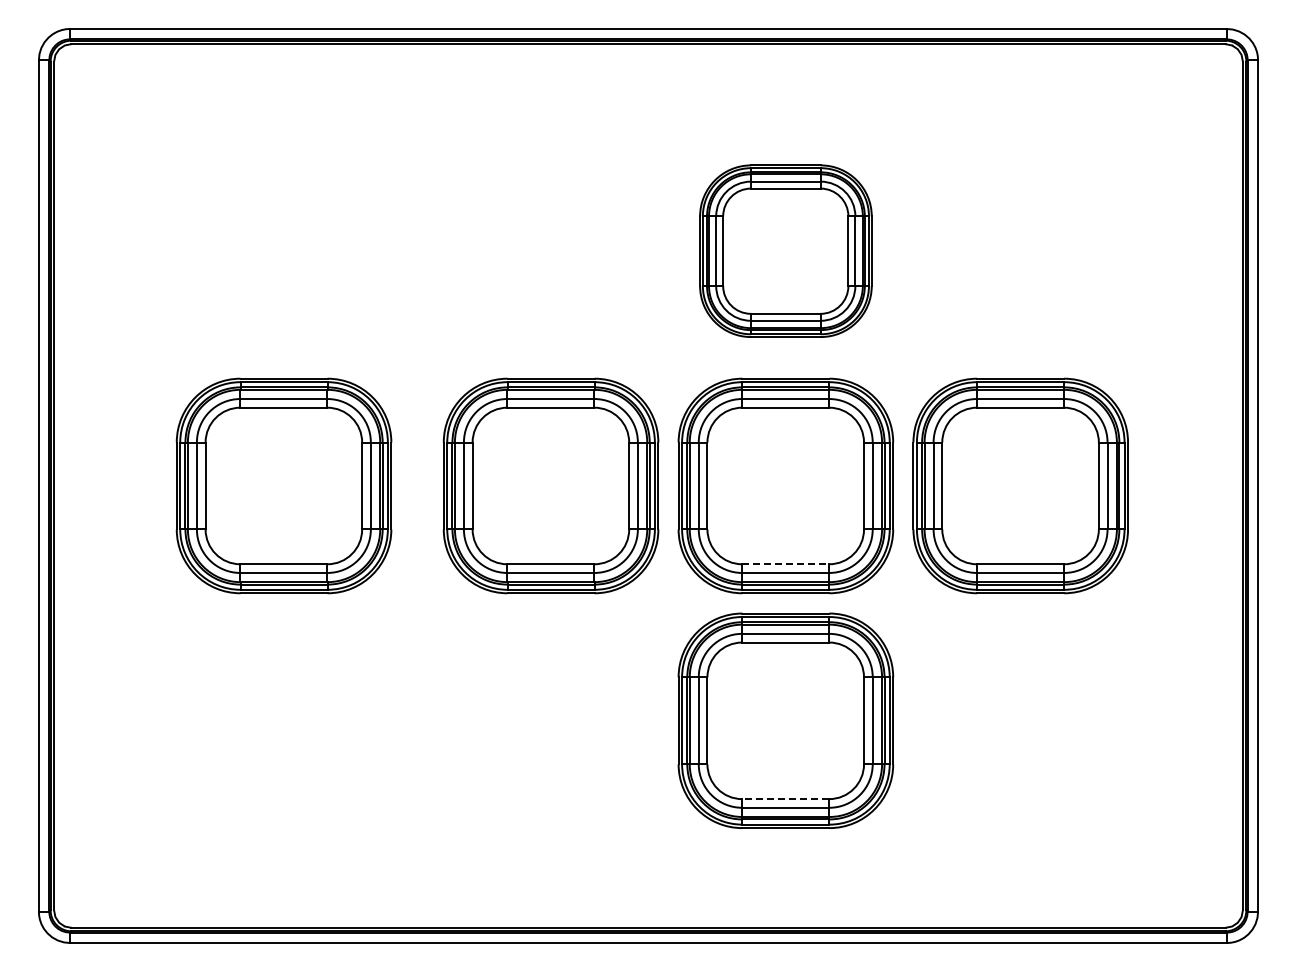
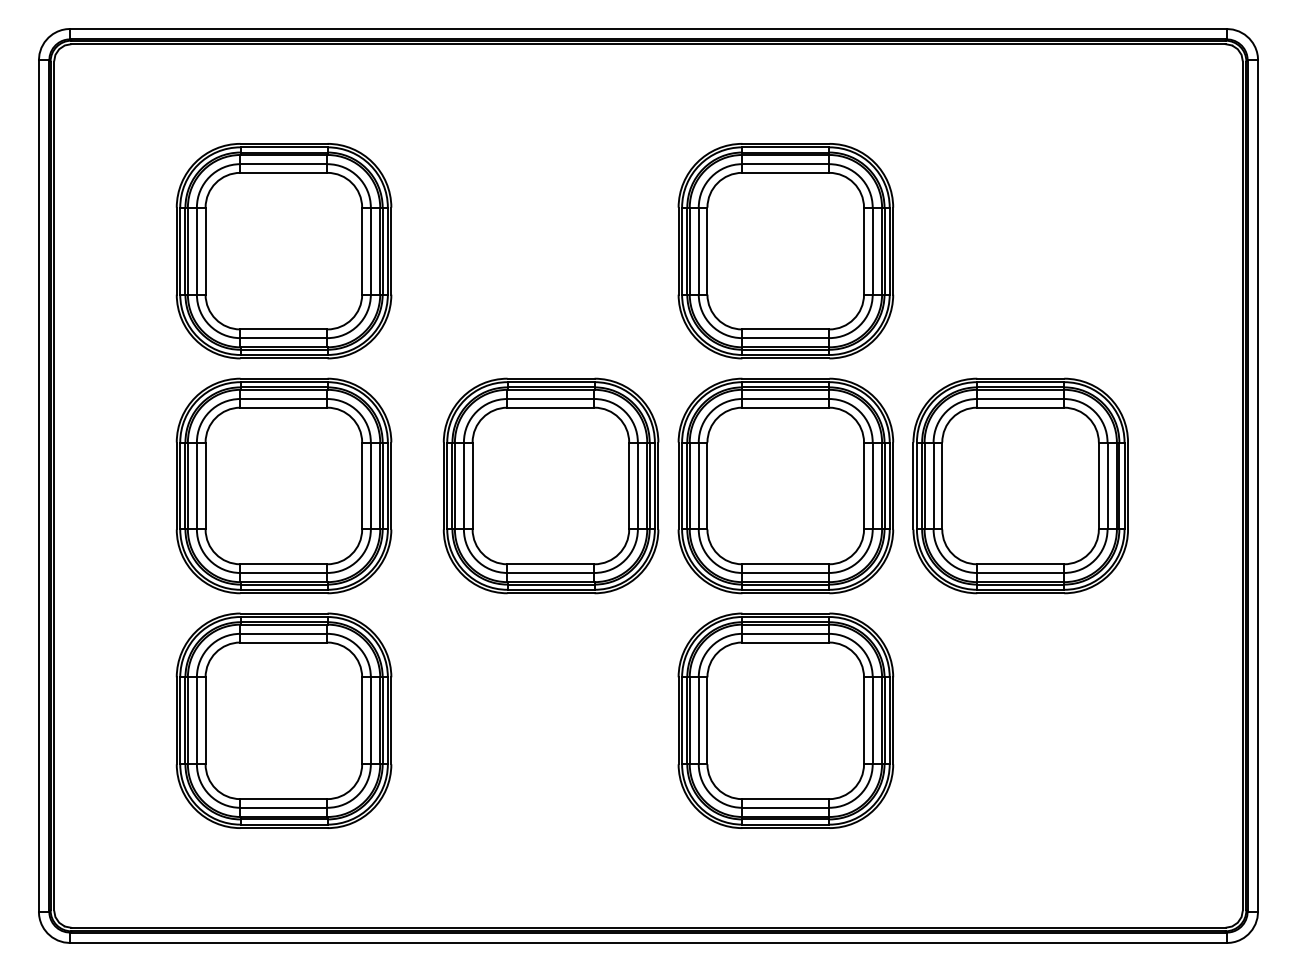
part size: 174x174 px -> 218x217 px (785, 251)
part: none -> present (283, 251)
line: dashed -> solid (786, 564)
part: none -> present (283, 720)
line: dashed -> solid (785, 799)
